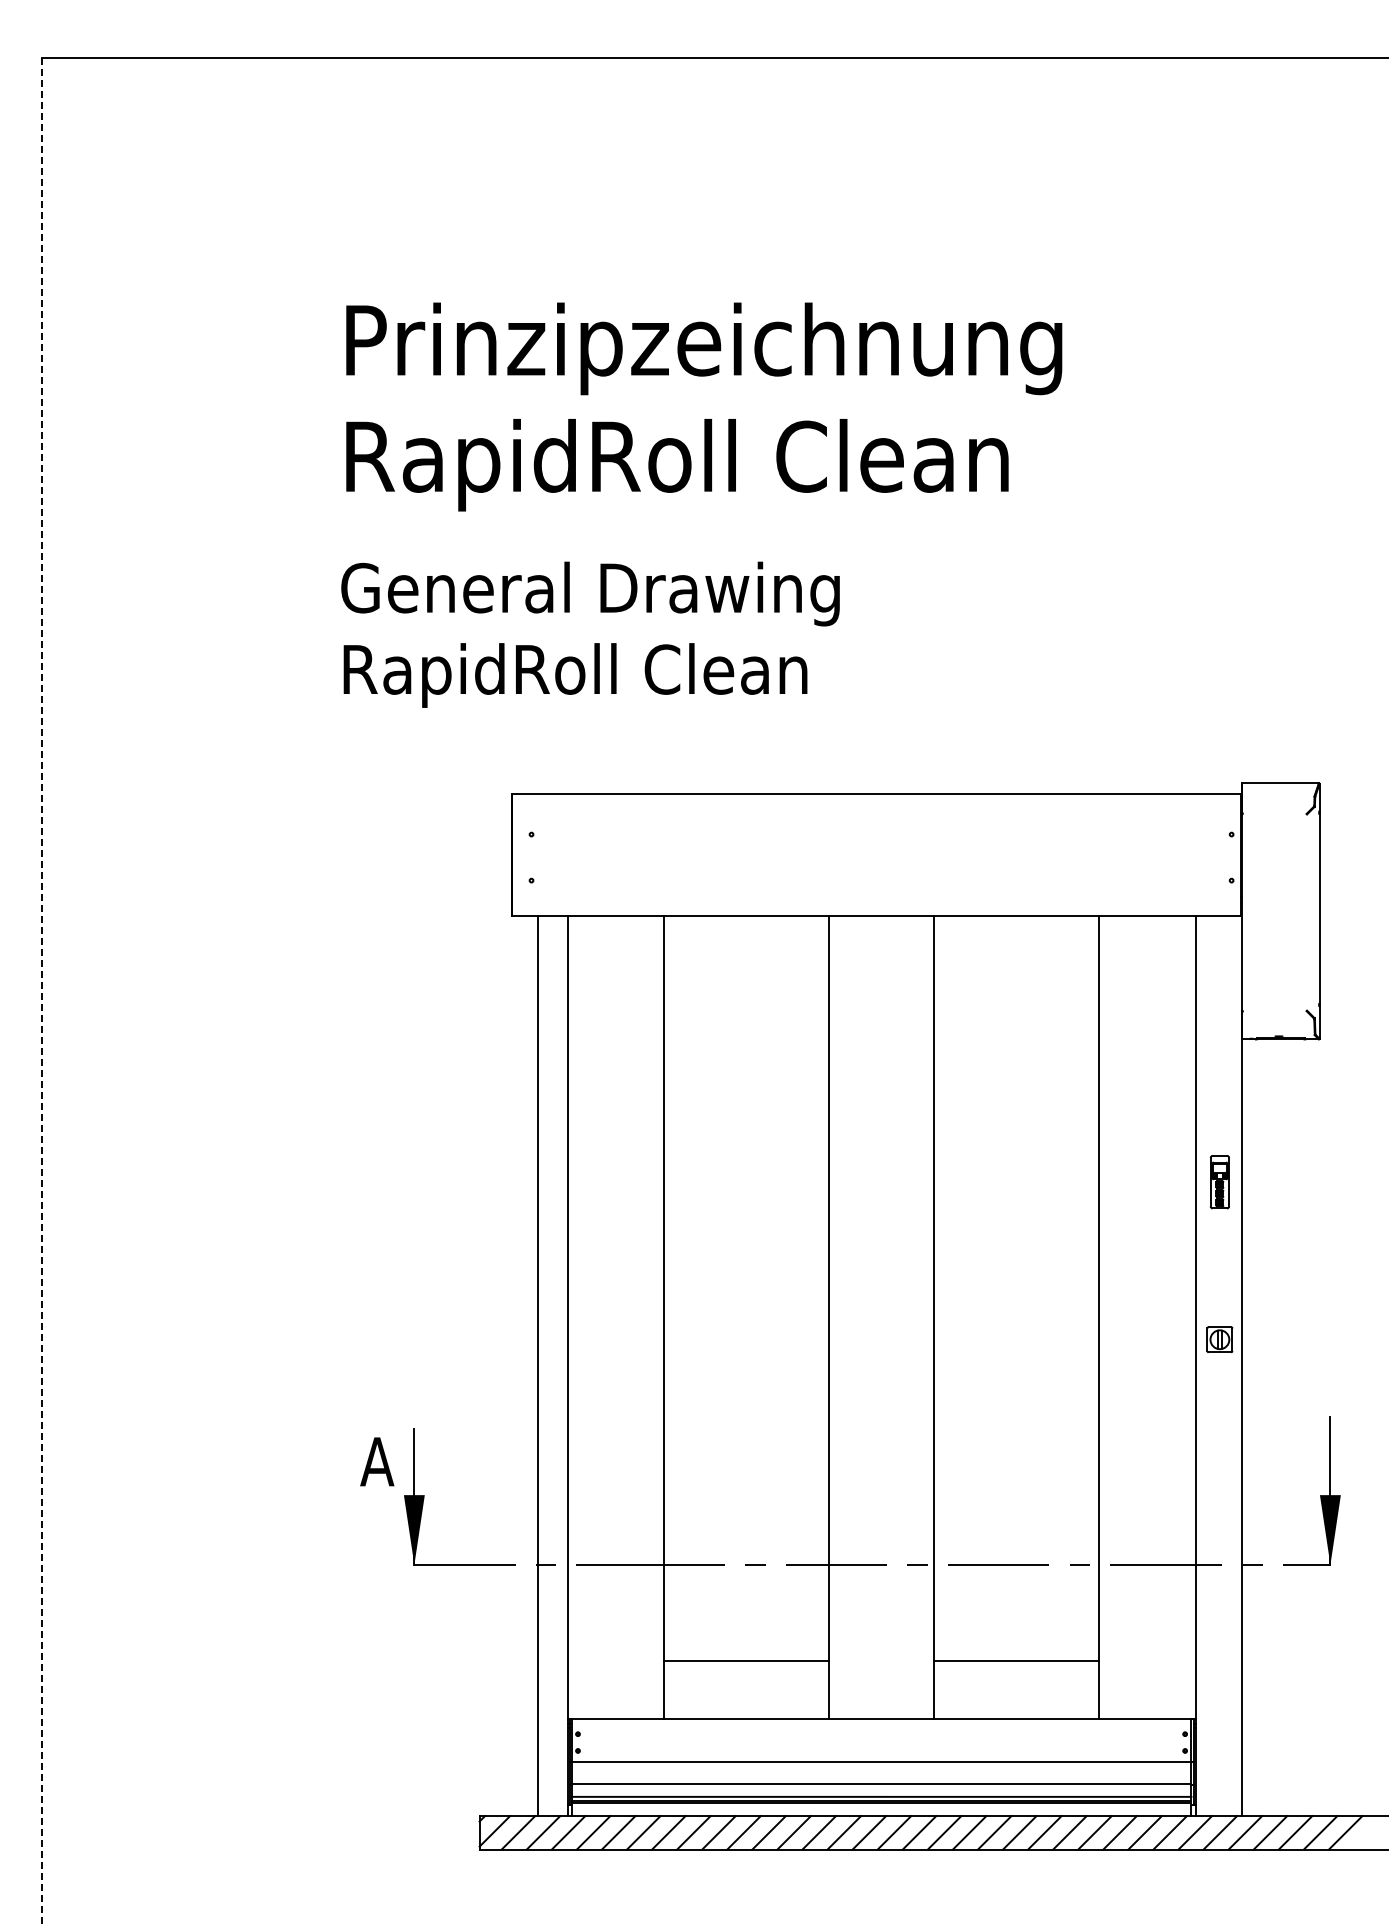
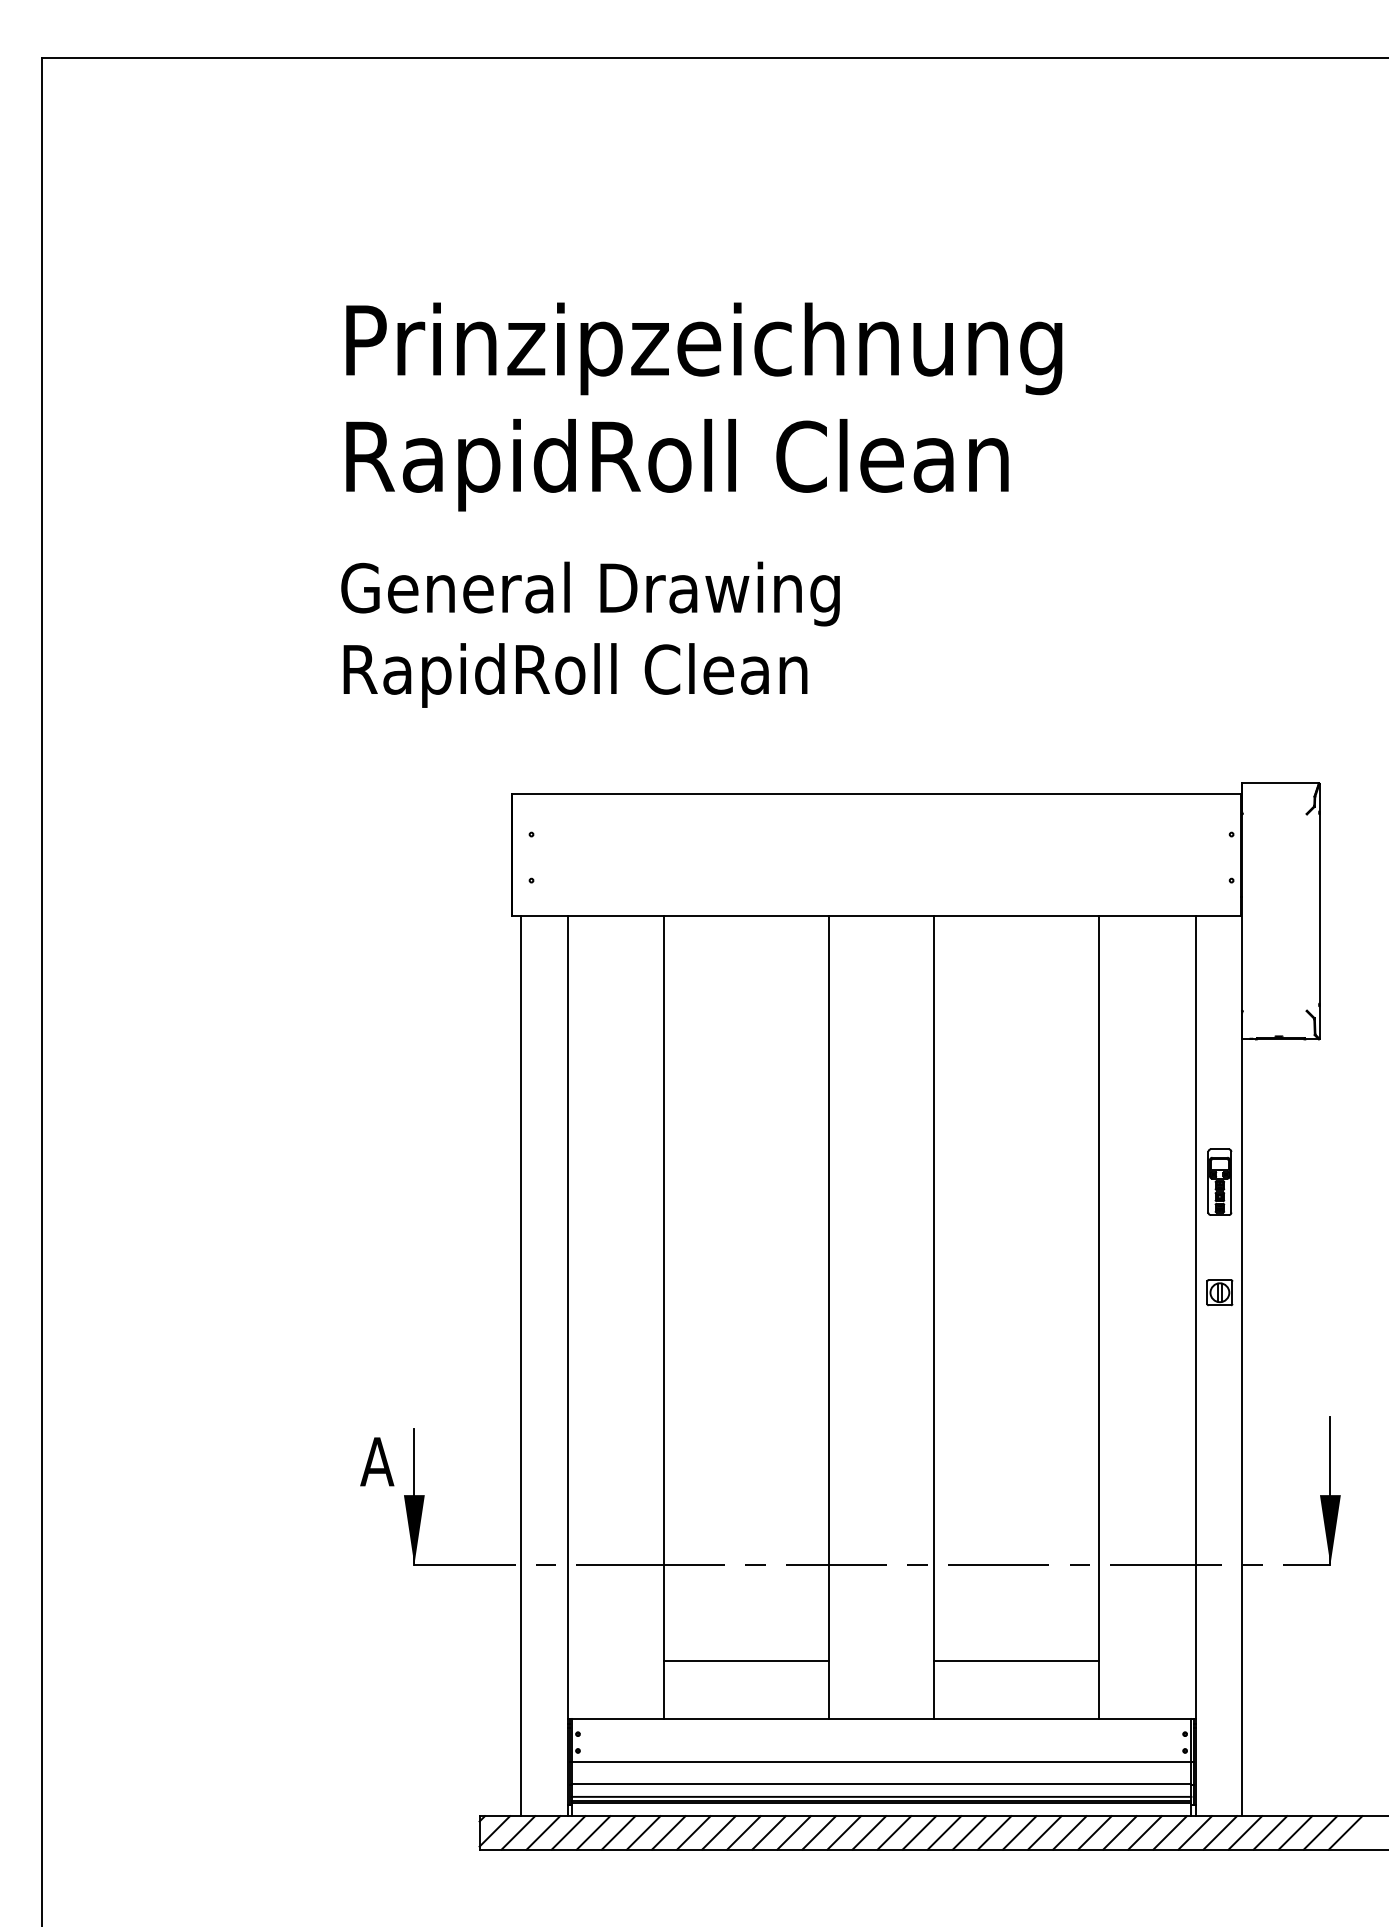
line: dashed -> solid (41, 992)
part size: 21x55 px -> 26x68 px (1219, 1181)
part position: (1219, 1339) -> (1219, 1292) (1219, 1292)
line position: (538, 1365) -> (521, 1365) (521, 1365)
